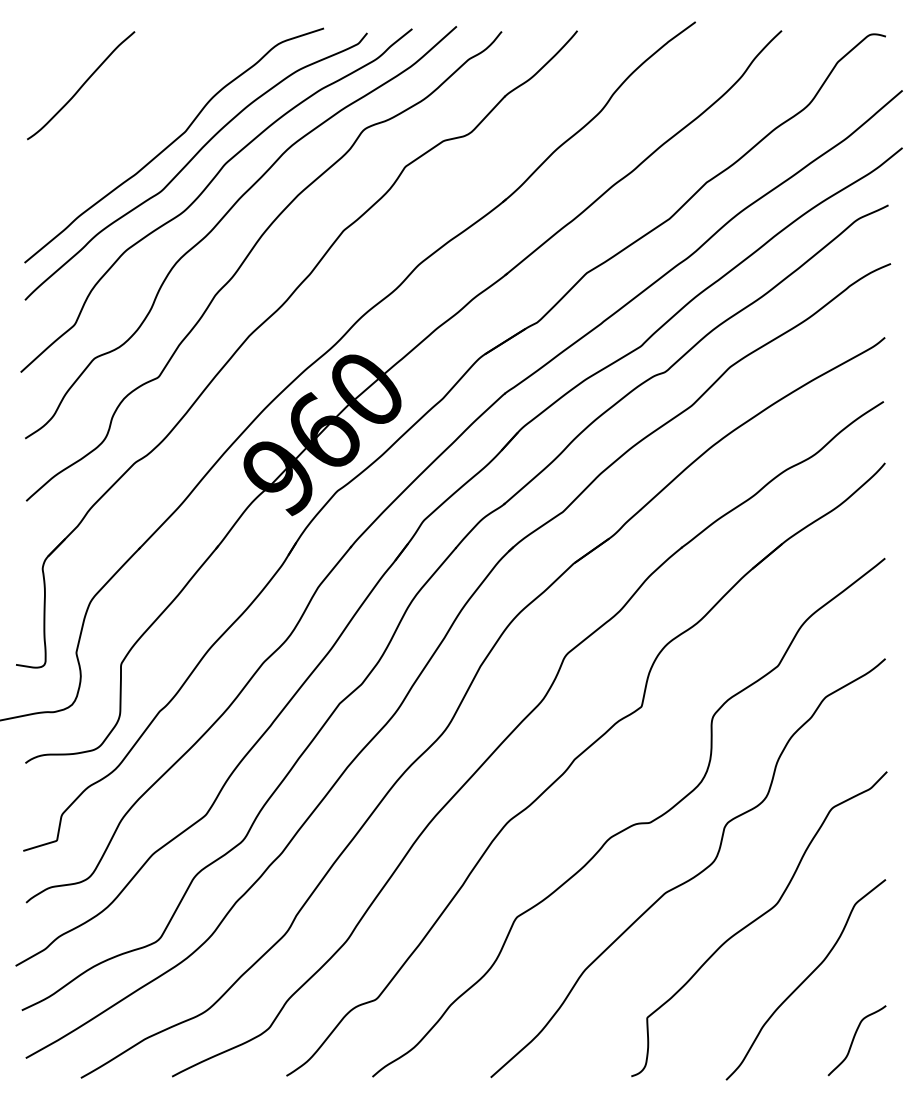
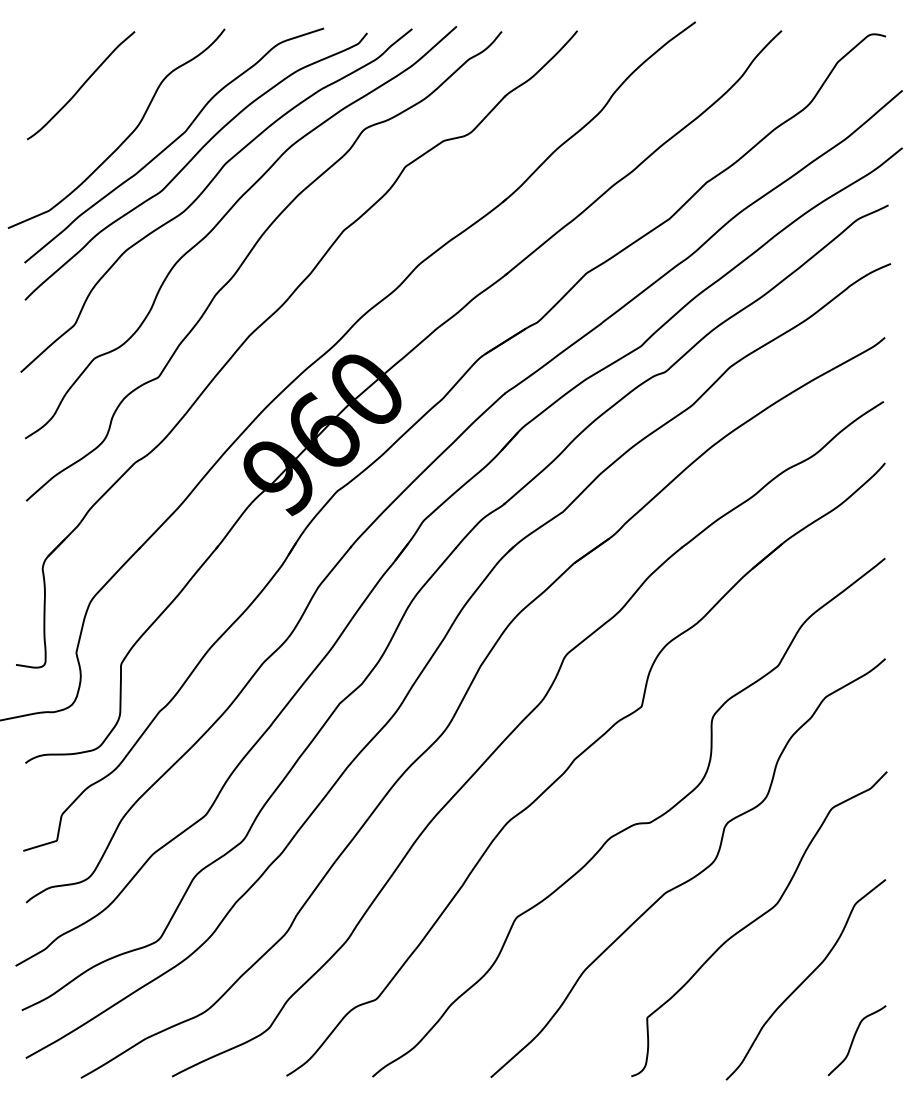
curve: none -> present (126, 137)
